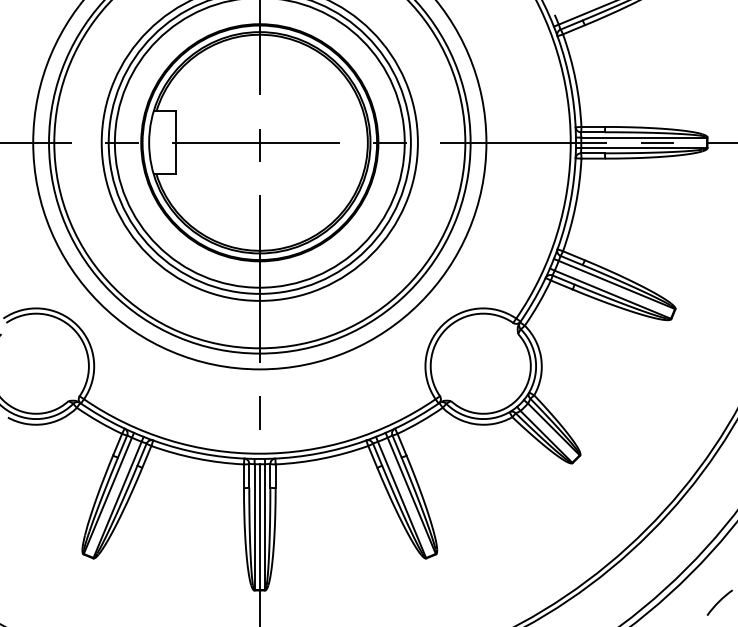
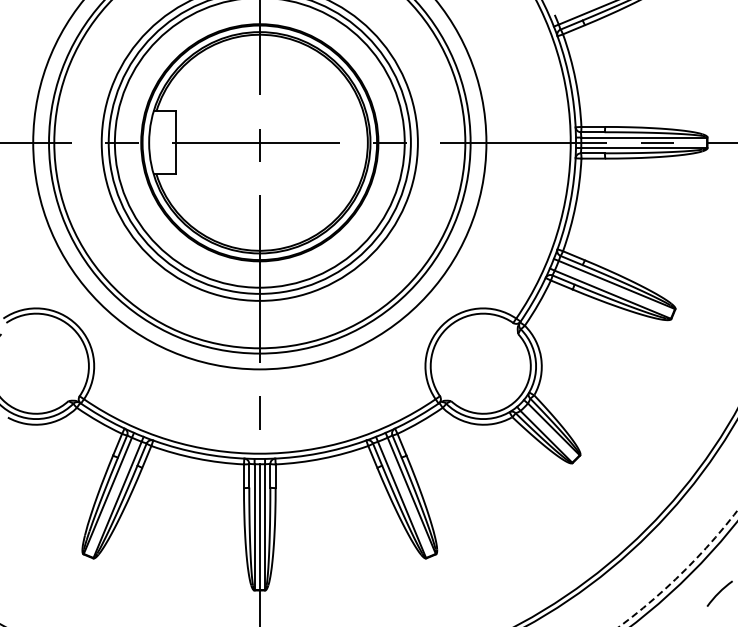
circle: solid -> dashed (678, 568)
arc position: (719, 602) -> (719, 593) (719, 593)
